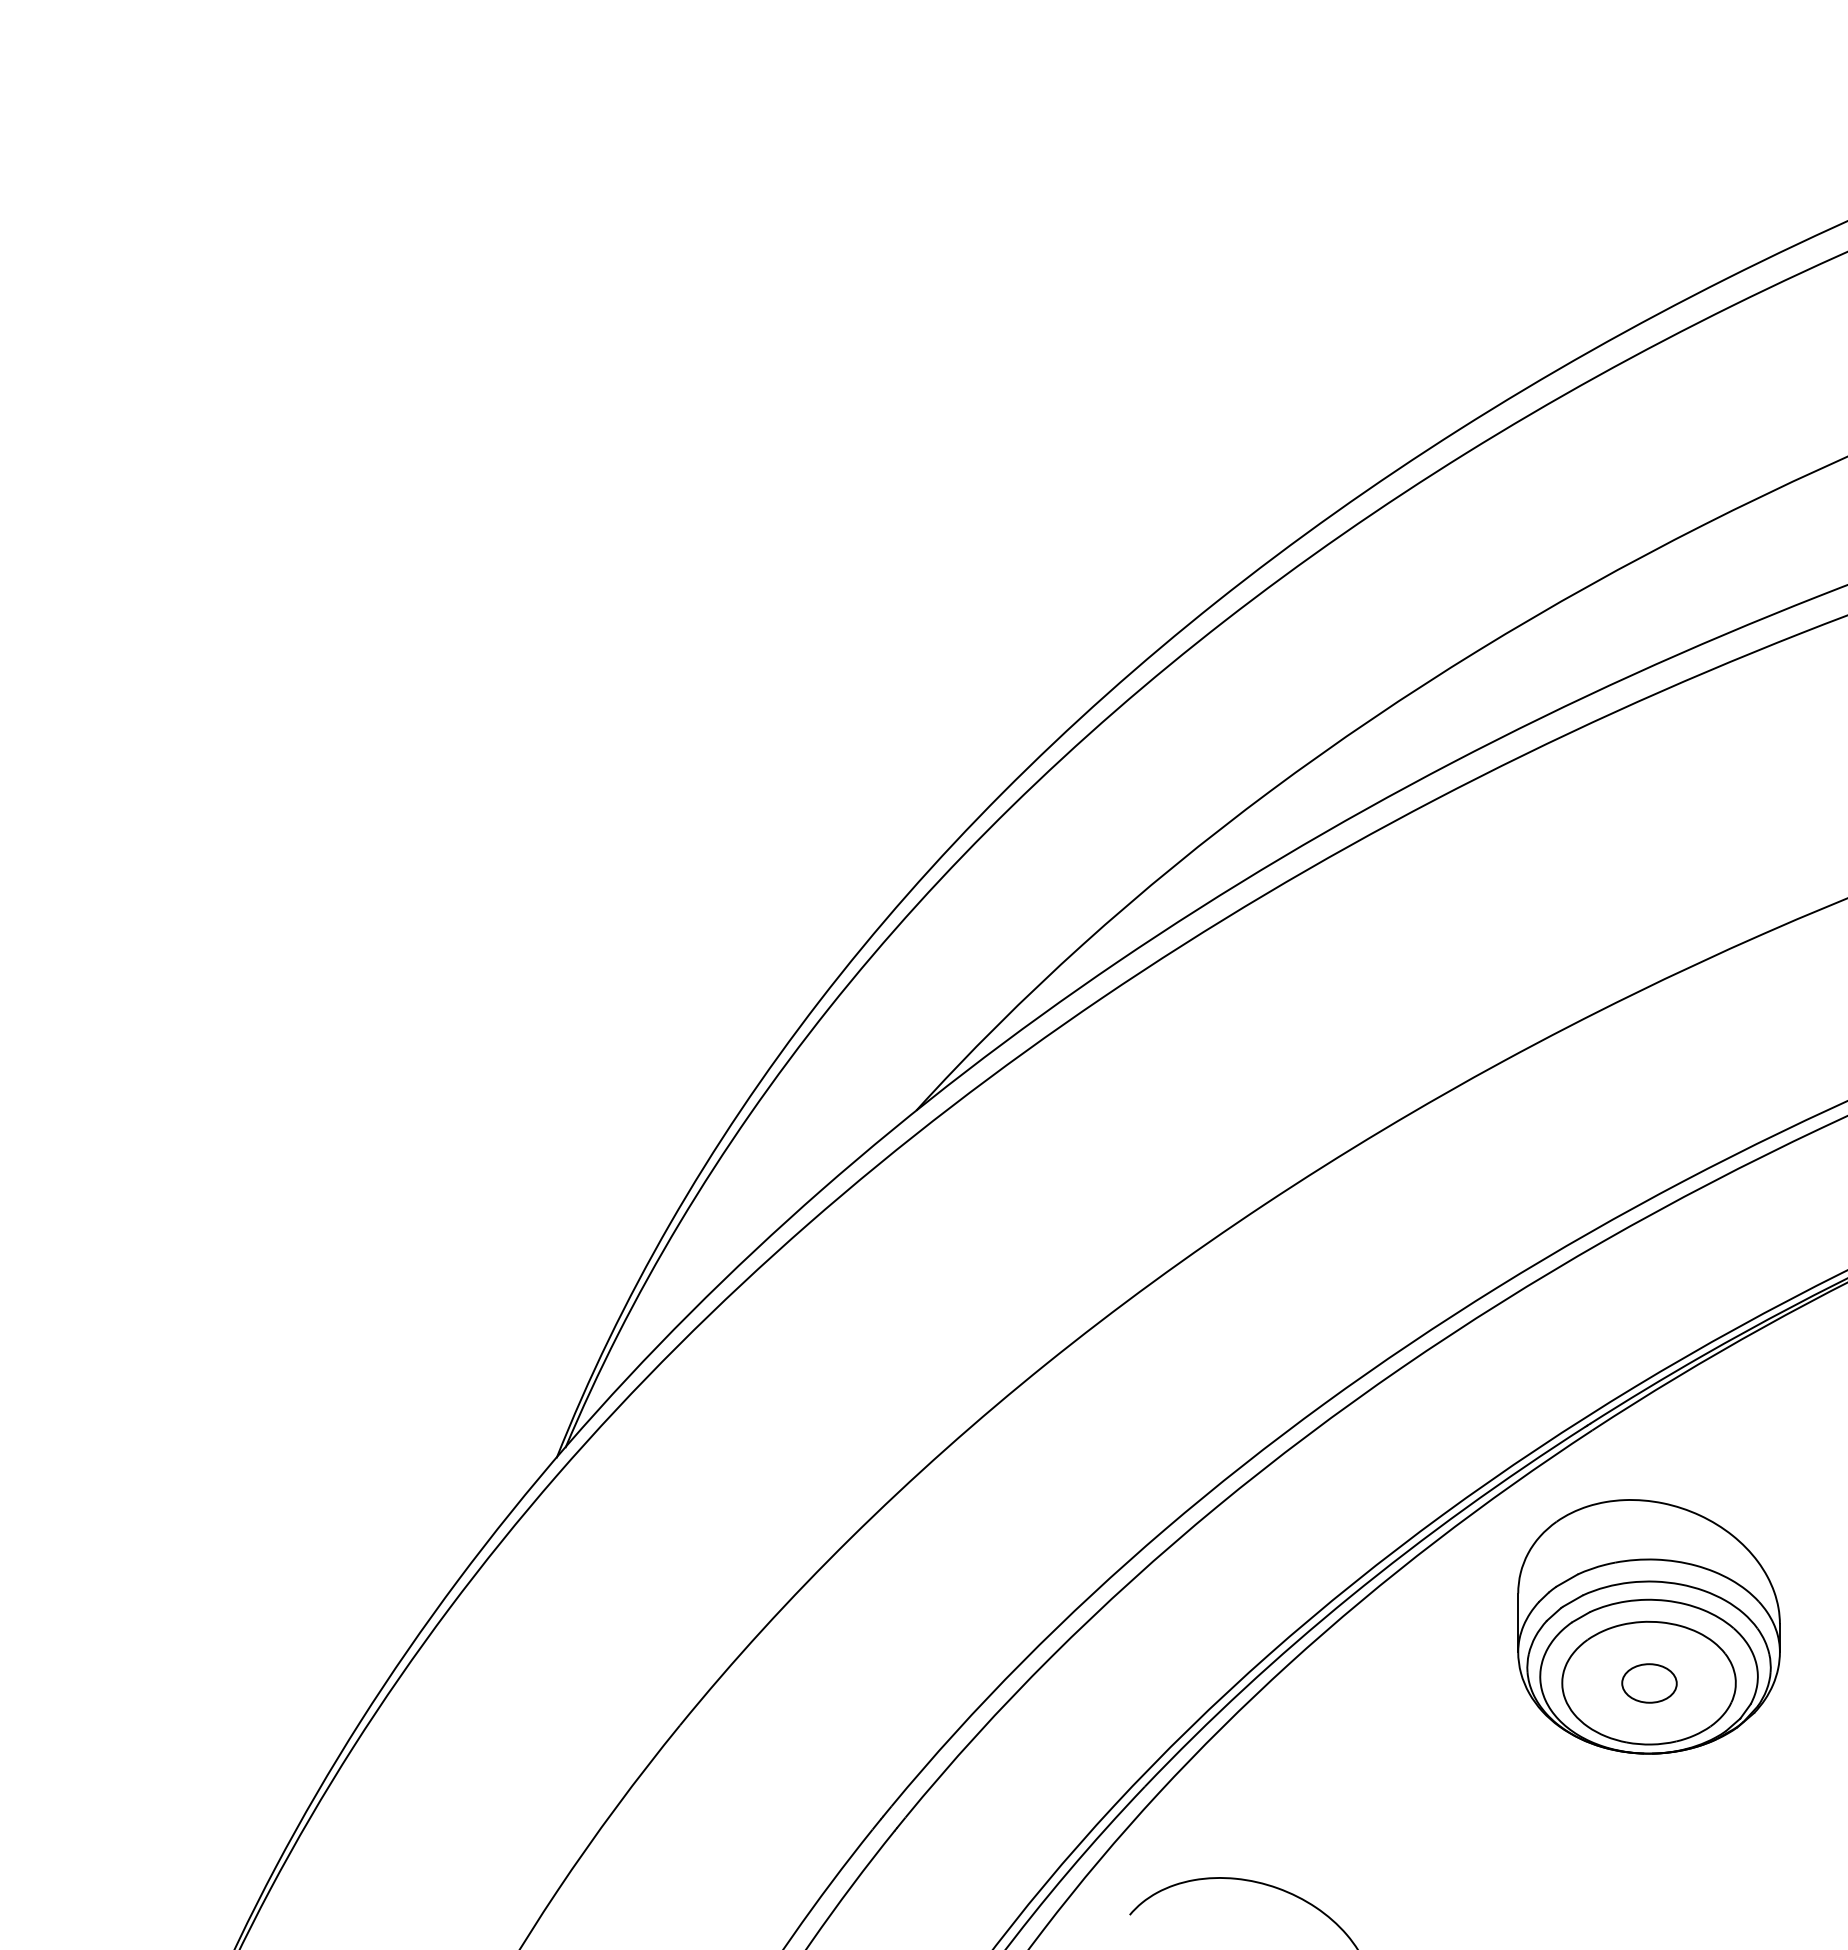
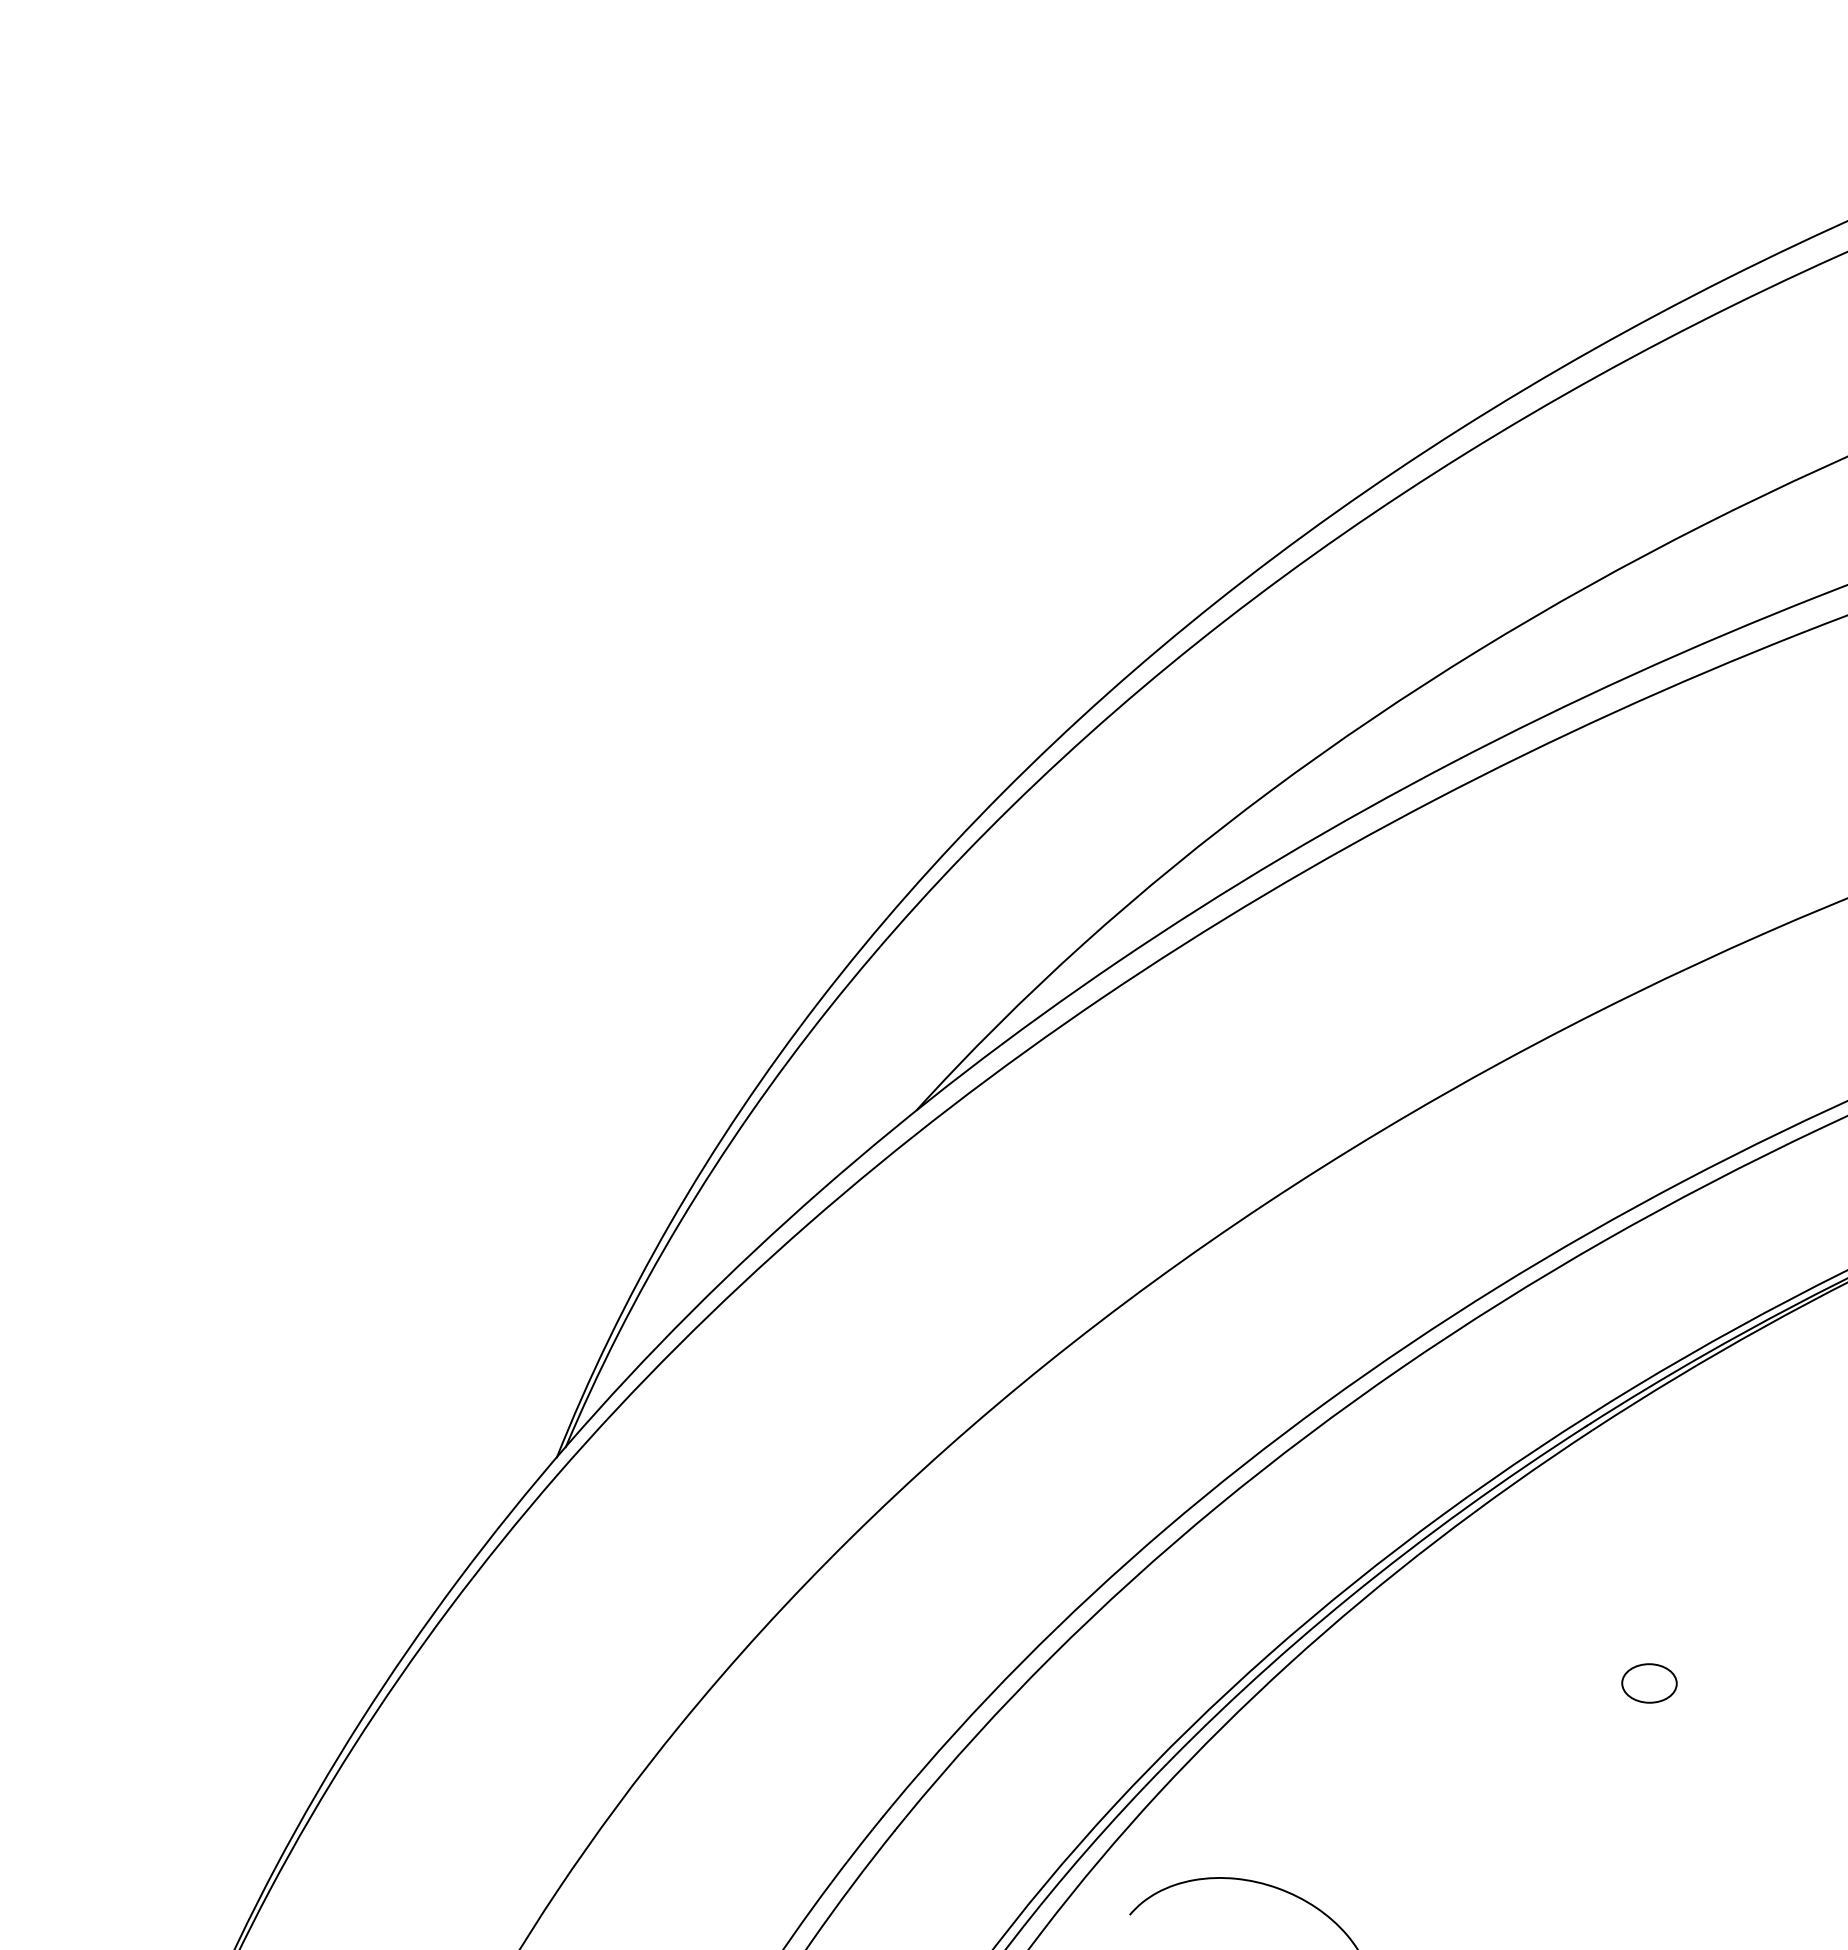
part: present -> none (1648, 1626)
